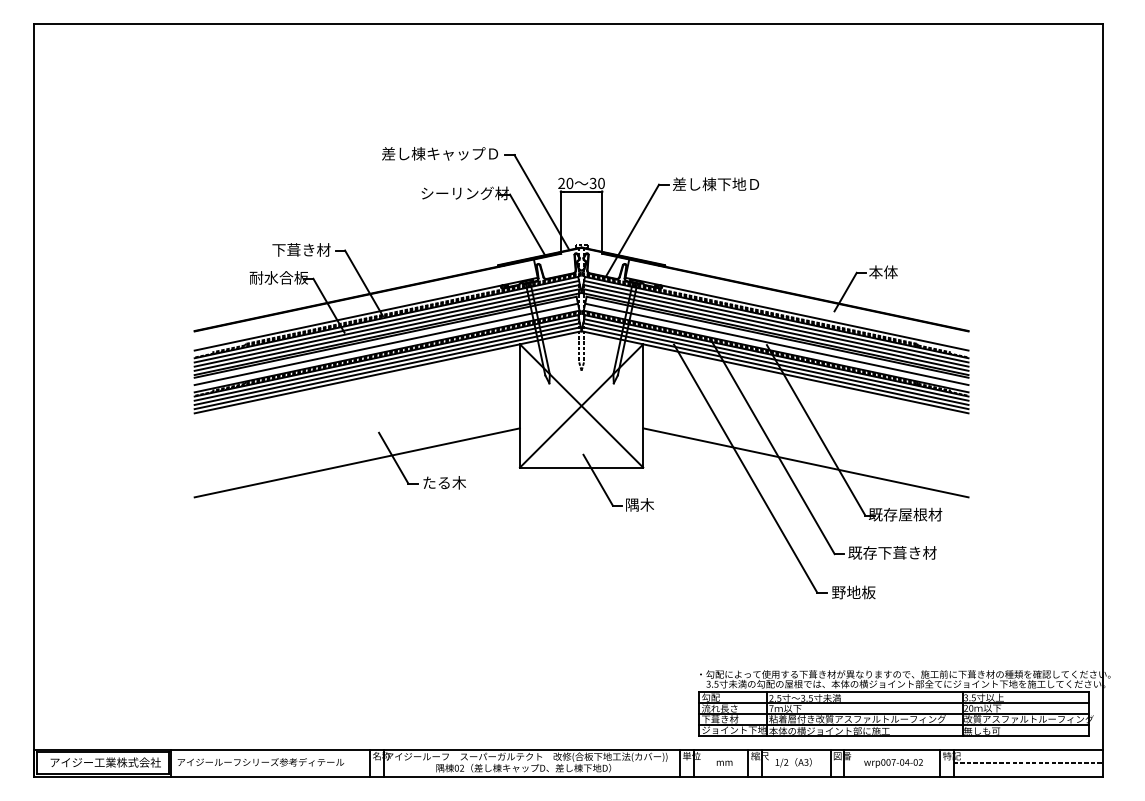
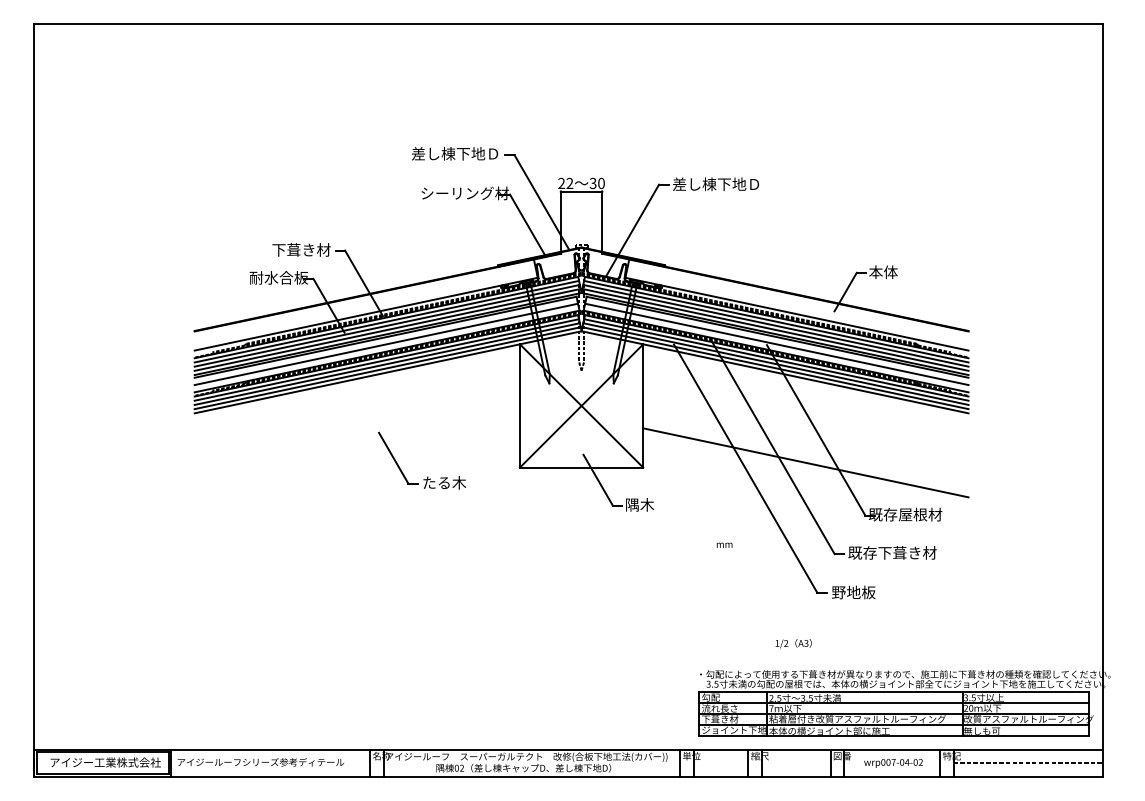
text: 差し棟キャップＤ -> 差し棟下地Ｄ (433, 153)
text: 20 -> 22 (569, 183)
line: present -> none (356, 462)
text position: (724, 762) -> (724, 544) (724, 544)
text position: (793, 762) -> (793, 643) (793, 643)
